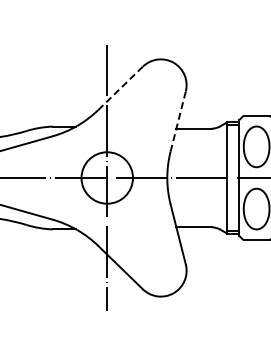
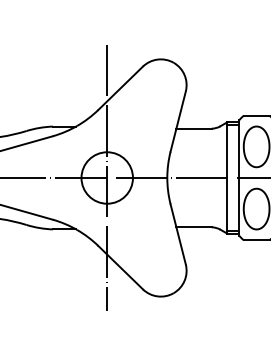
line: dashed -> solid (121, 87)
line: dashed -> solid (178, 121)
